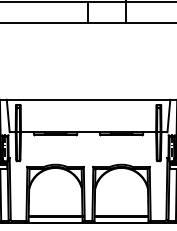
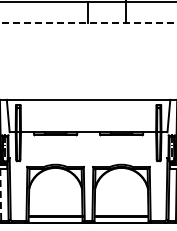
line: solid -> dashed (88, 23)
line: solid -> dashed (0, 194)
